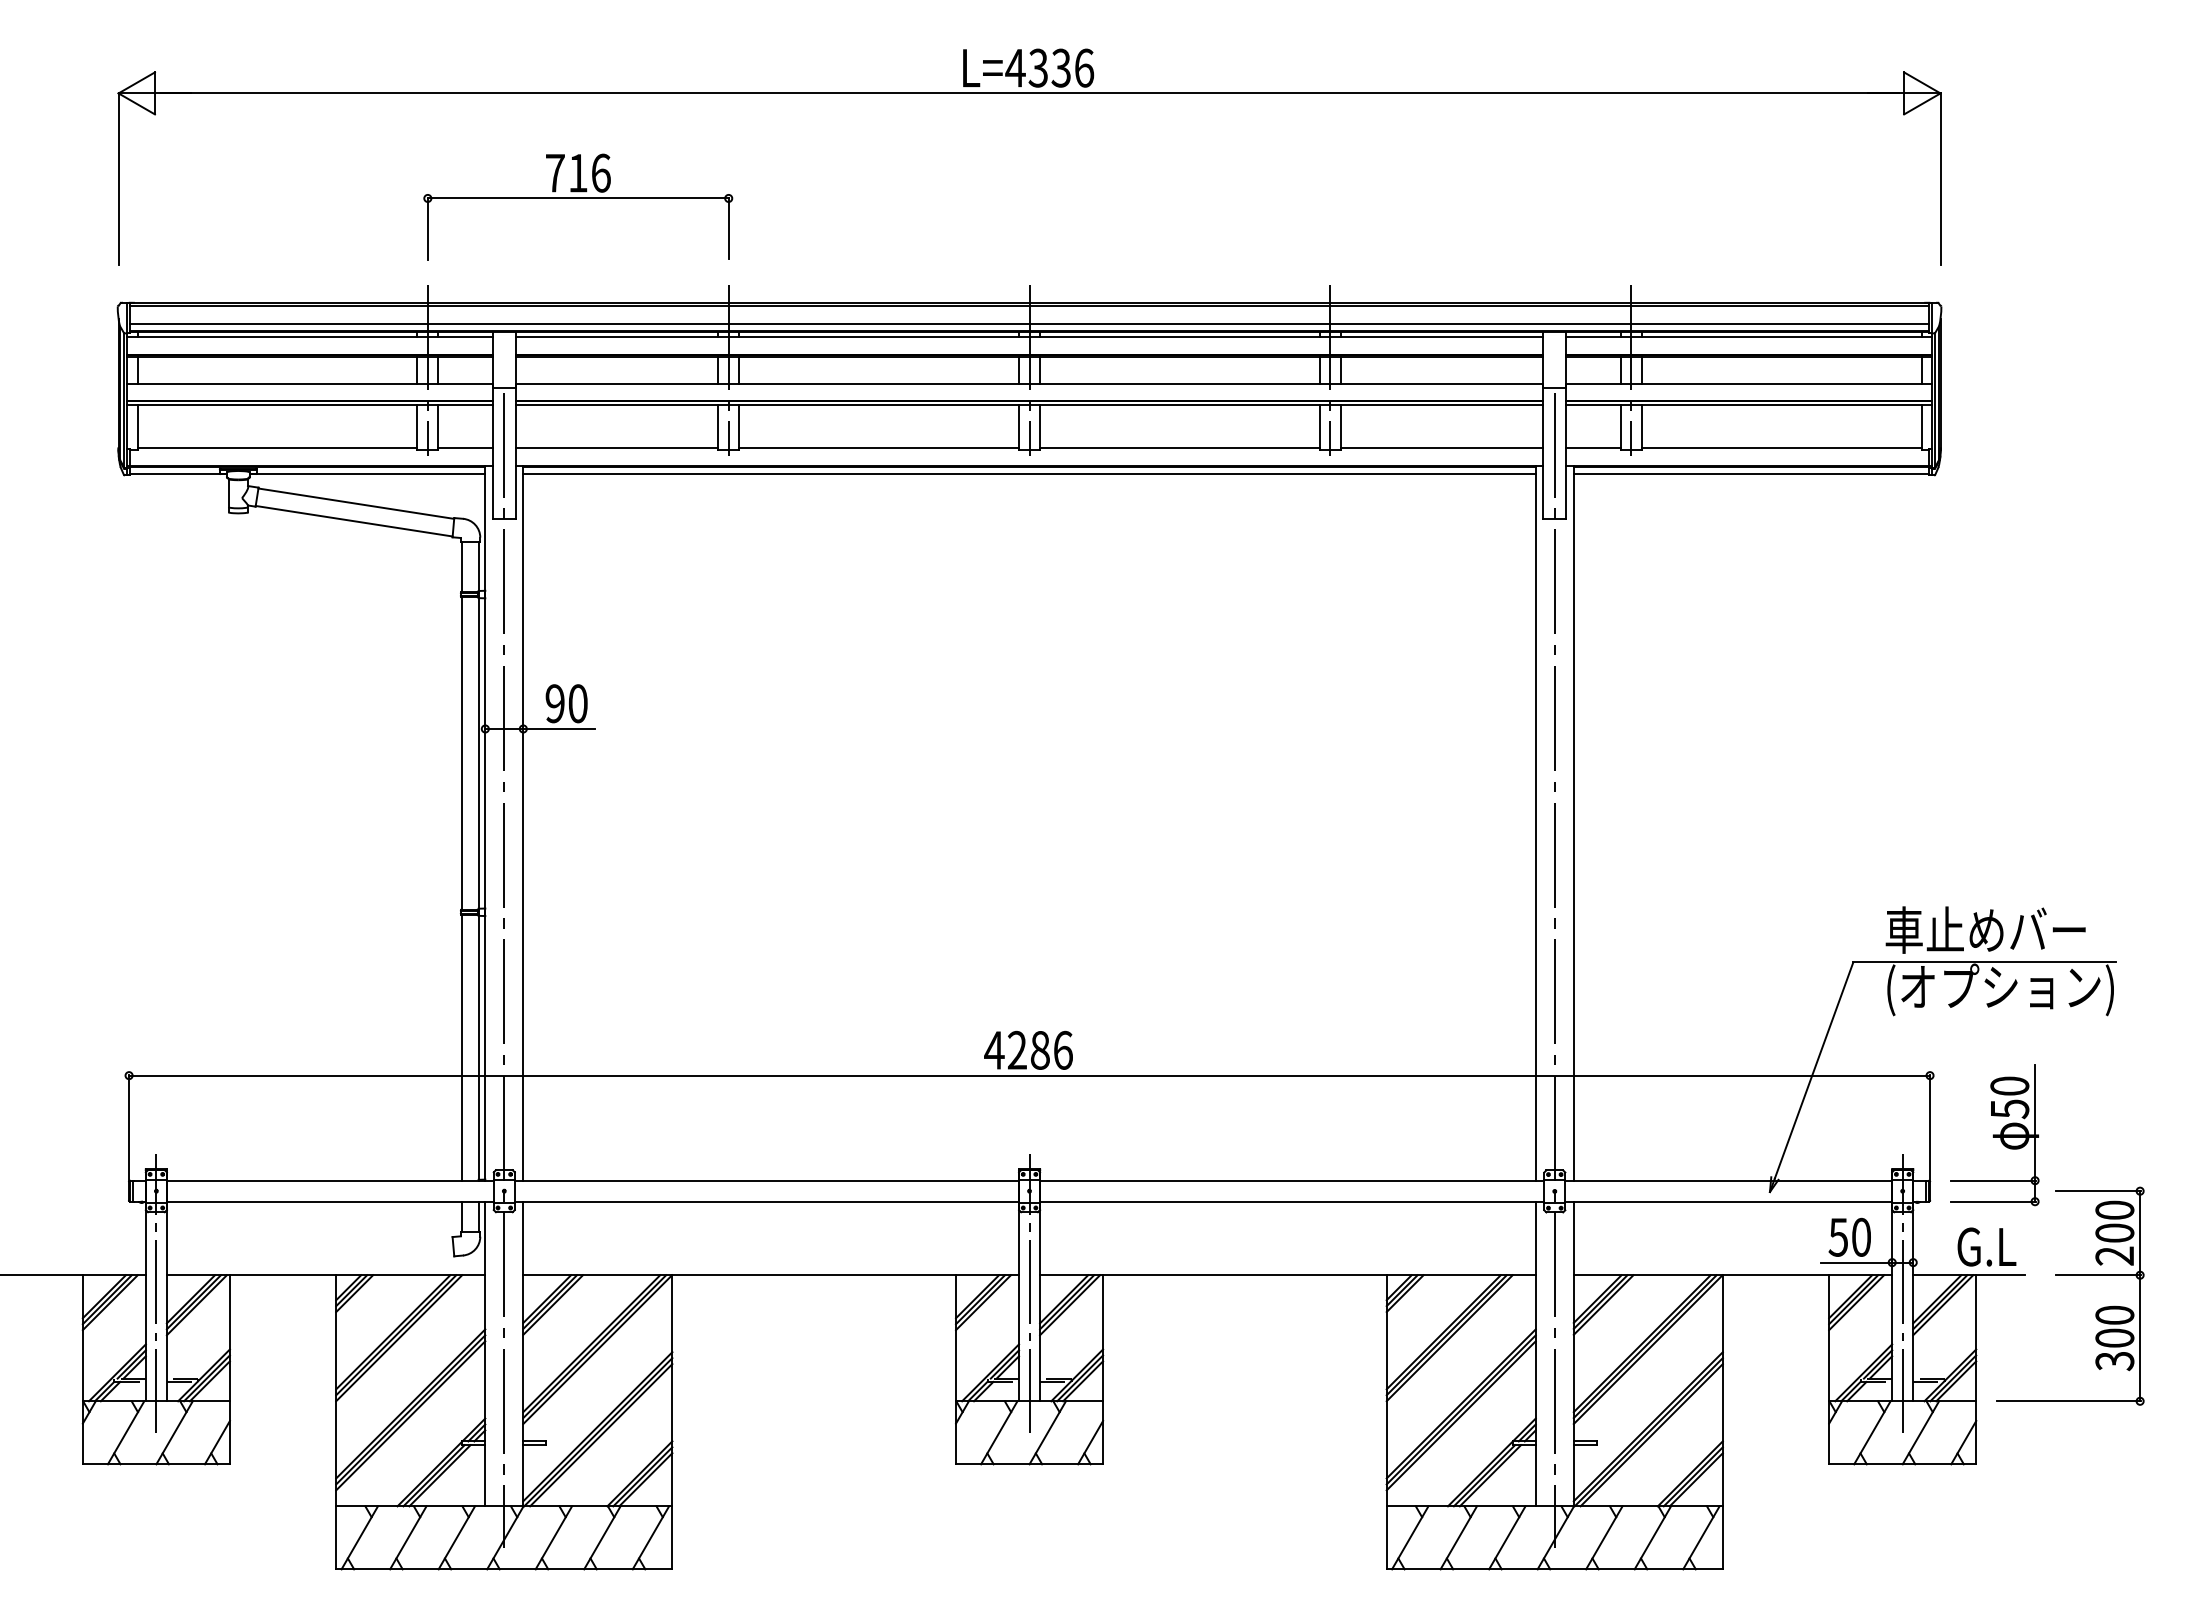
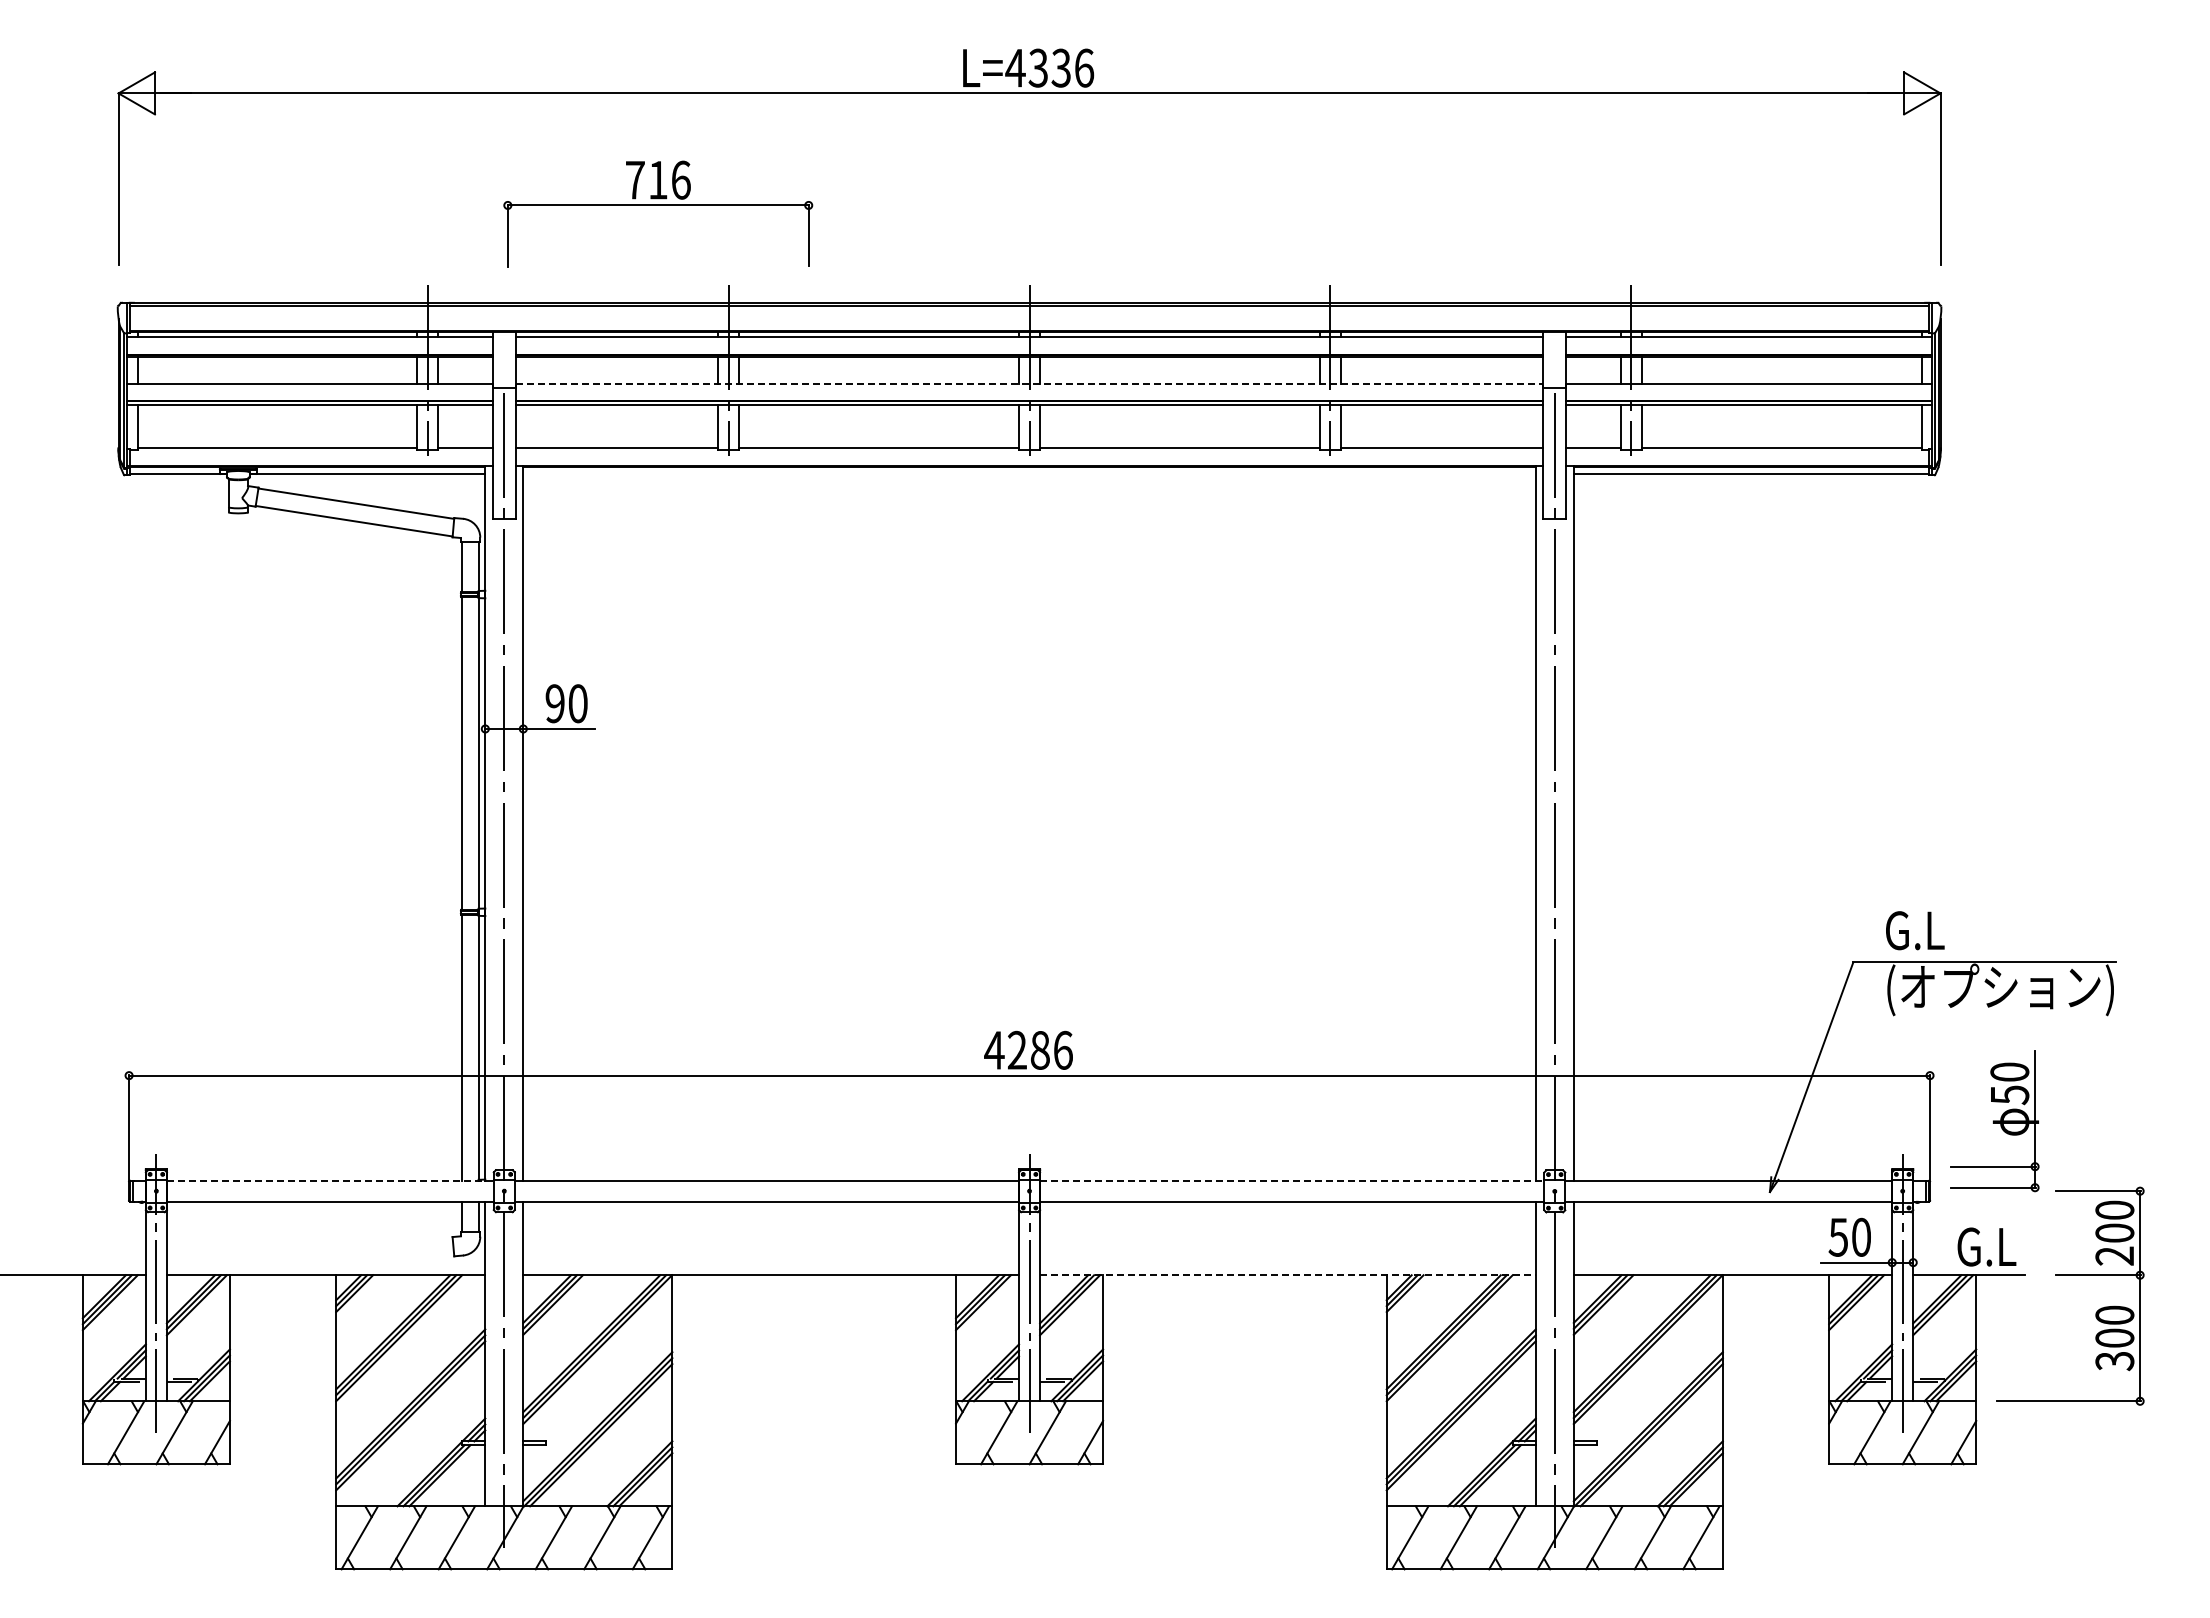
part position: (578, 198) -> (658, 205) (658, 205)
line: present -> none (1029, 324)
line: solid -> dashed (1029, 383)
line: present -> none (1029, 474)
text: 車止めバー -> G.L (1985, 929)
part position: (1994, 1135) -> (1994, 1121) (1994, 1121)
line: solid -> dashed (330, 1180)
line: solid -> dashed (1292, 1180)
line: solid -> dashed (1287, 1275)
